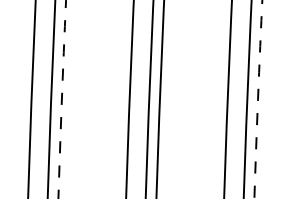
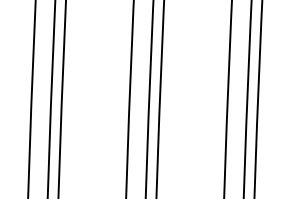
arc: dashed -> solid (62, 99)
arc: dashed -> solid (258, 99)
